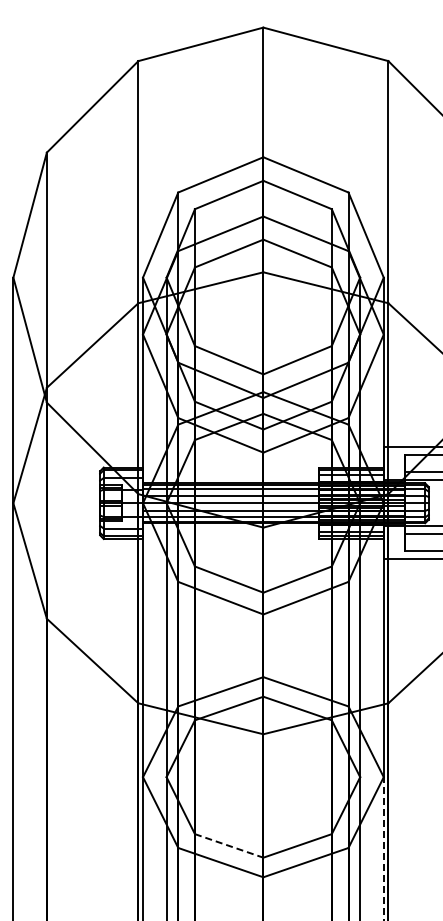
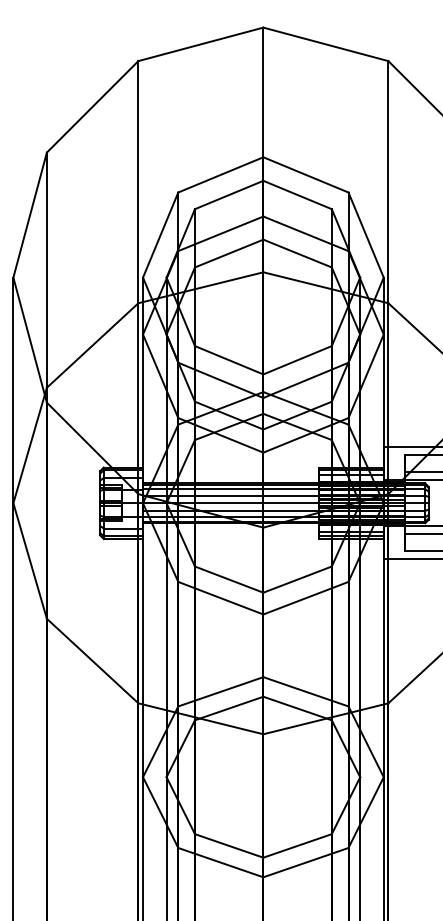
line: dashed -> solid (229, 846)
line: dashed -> solid (383, 848)
